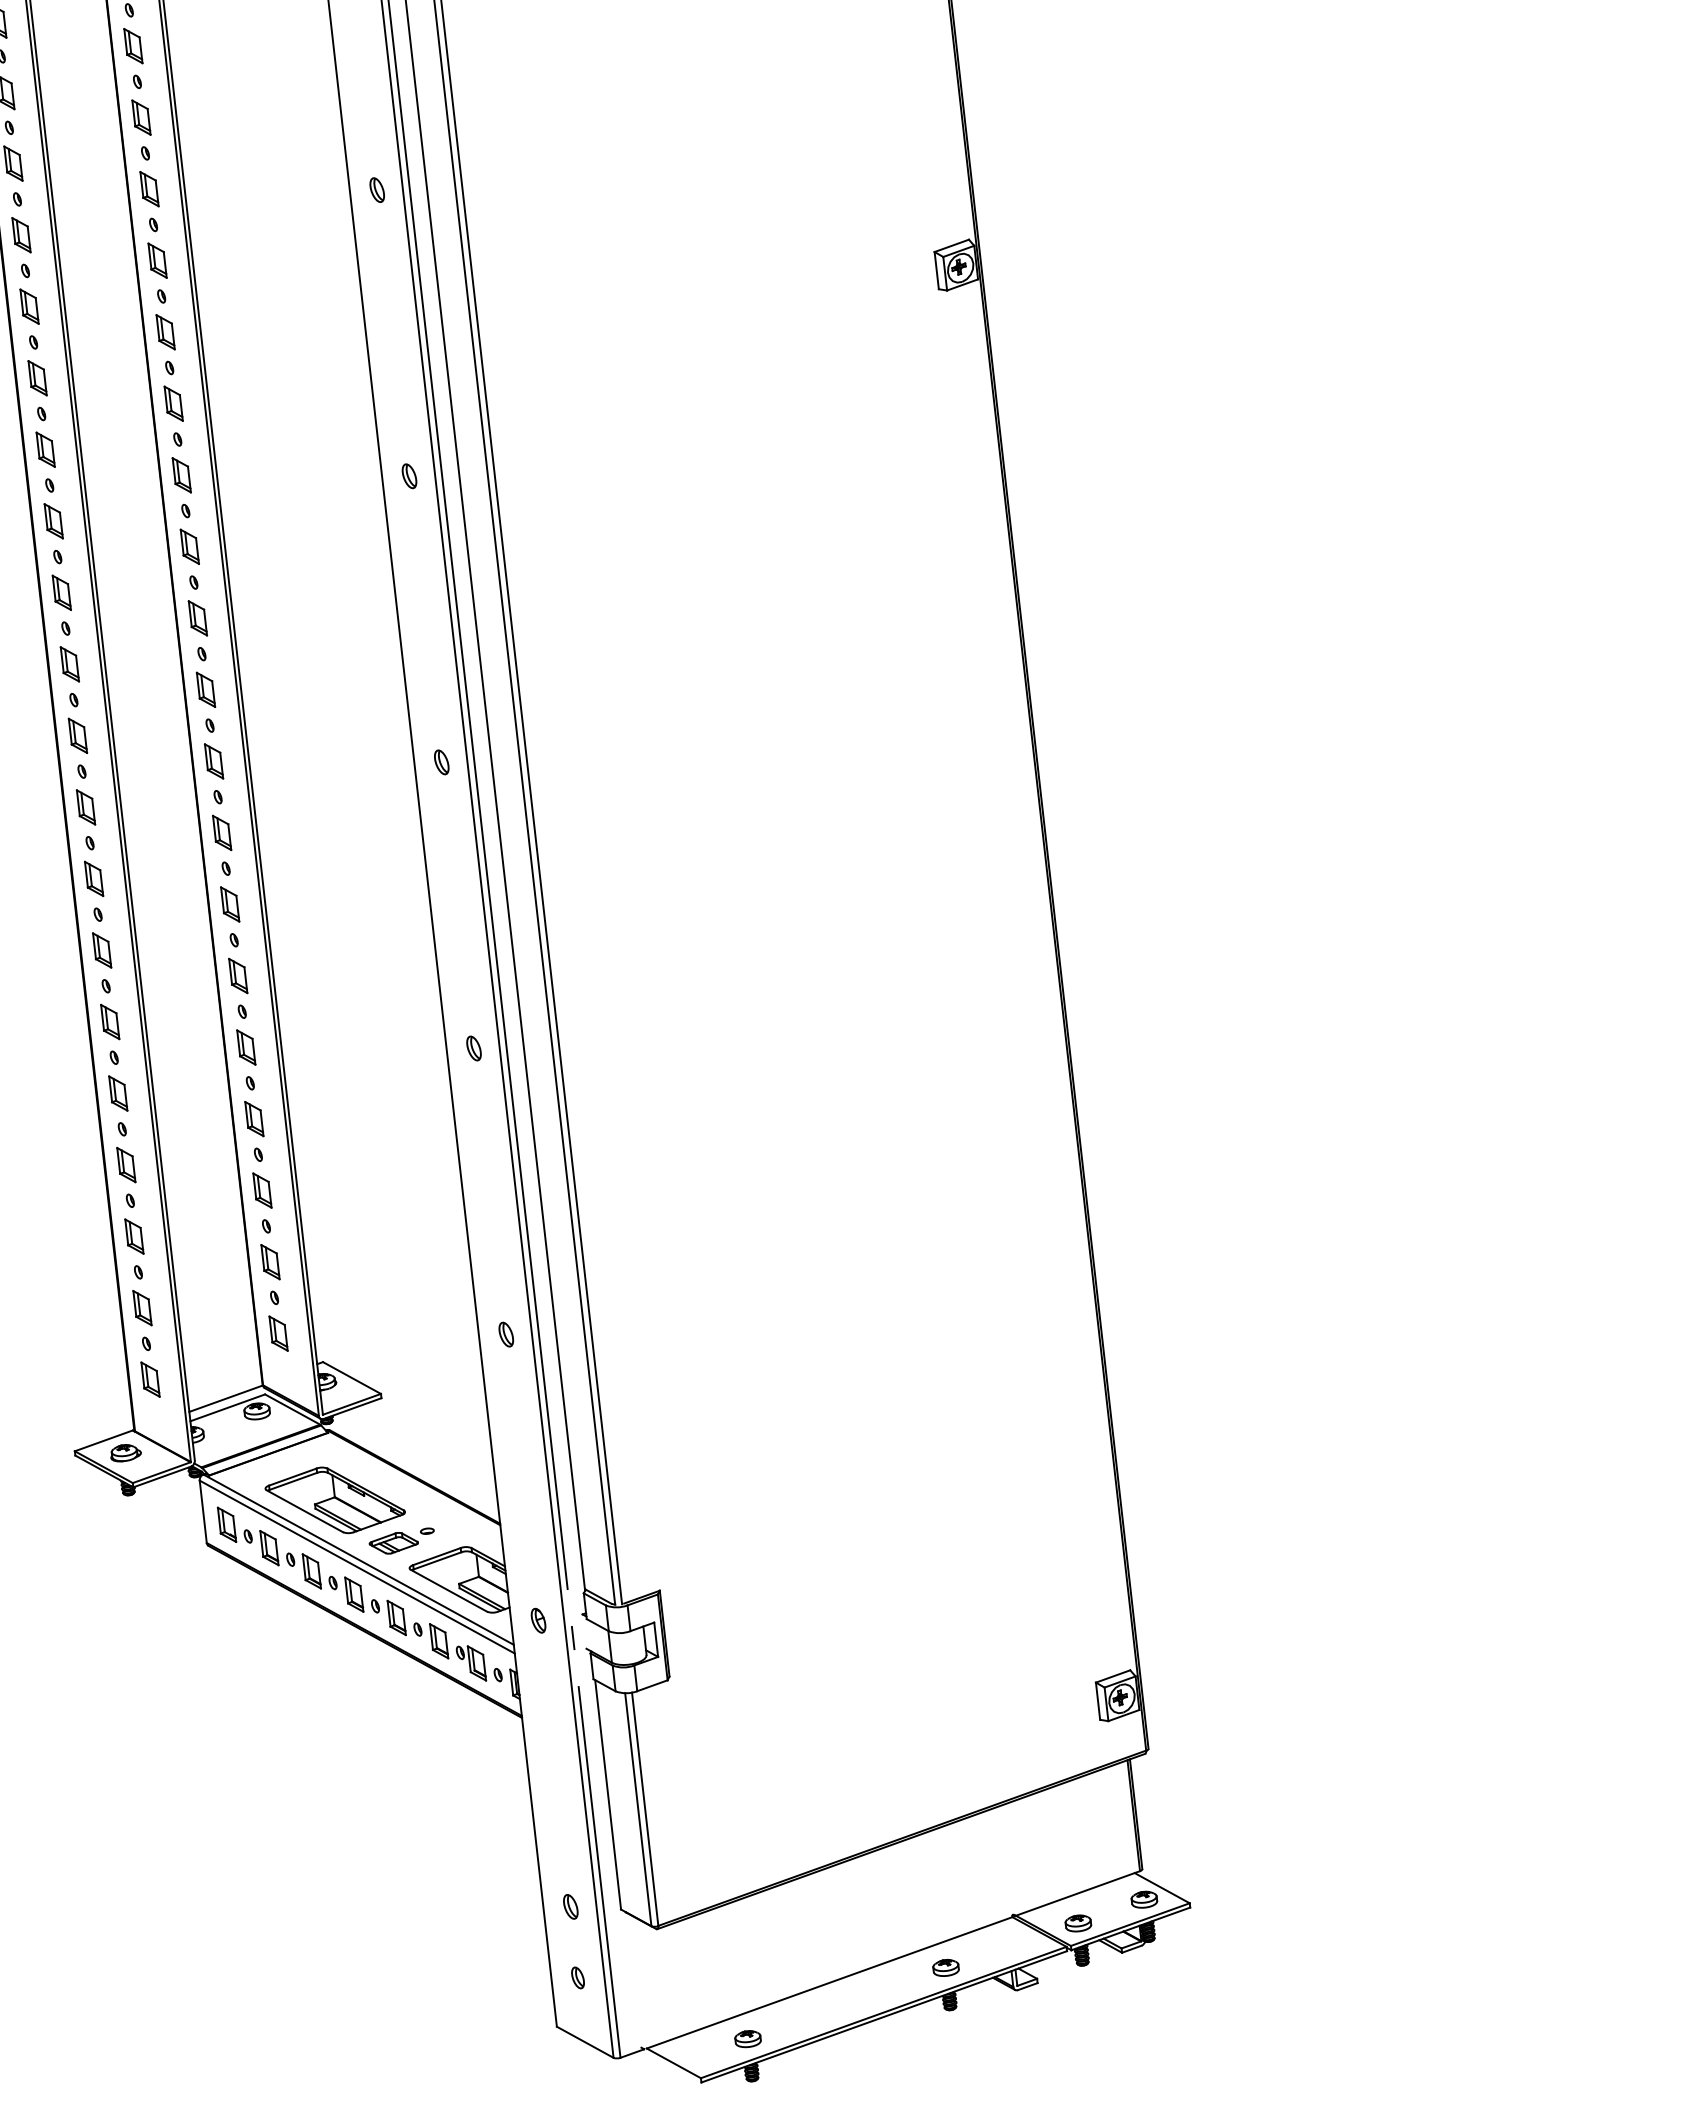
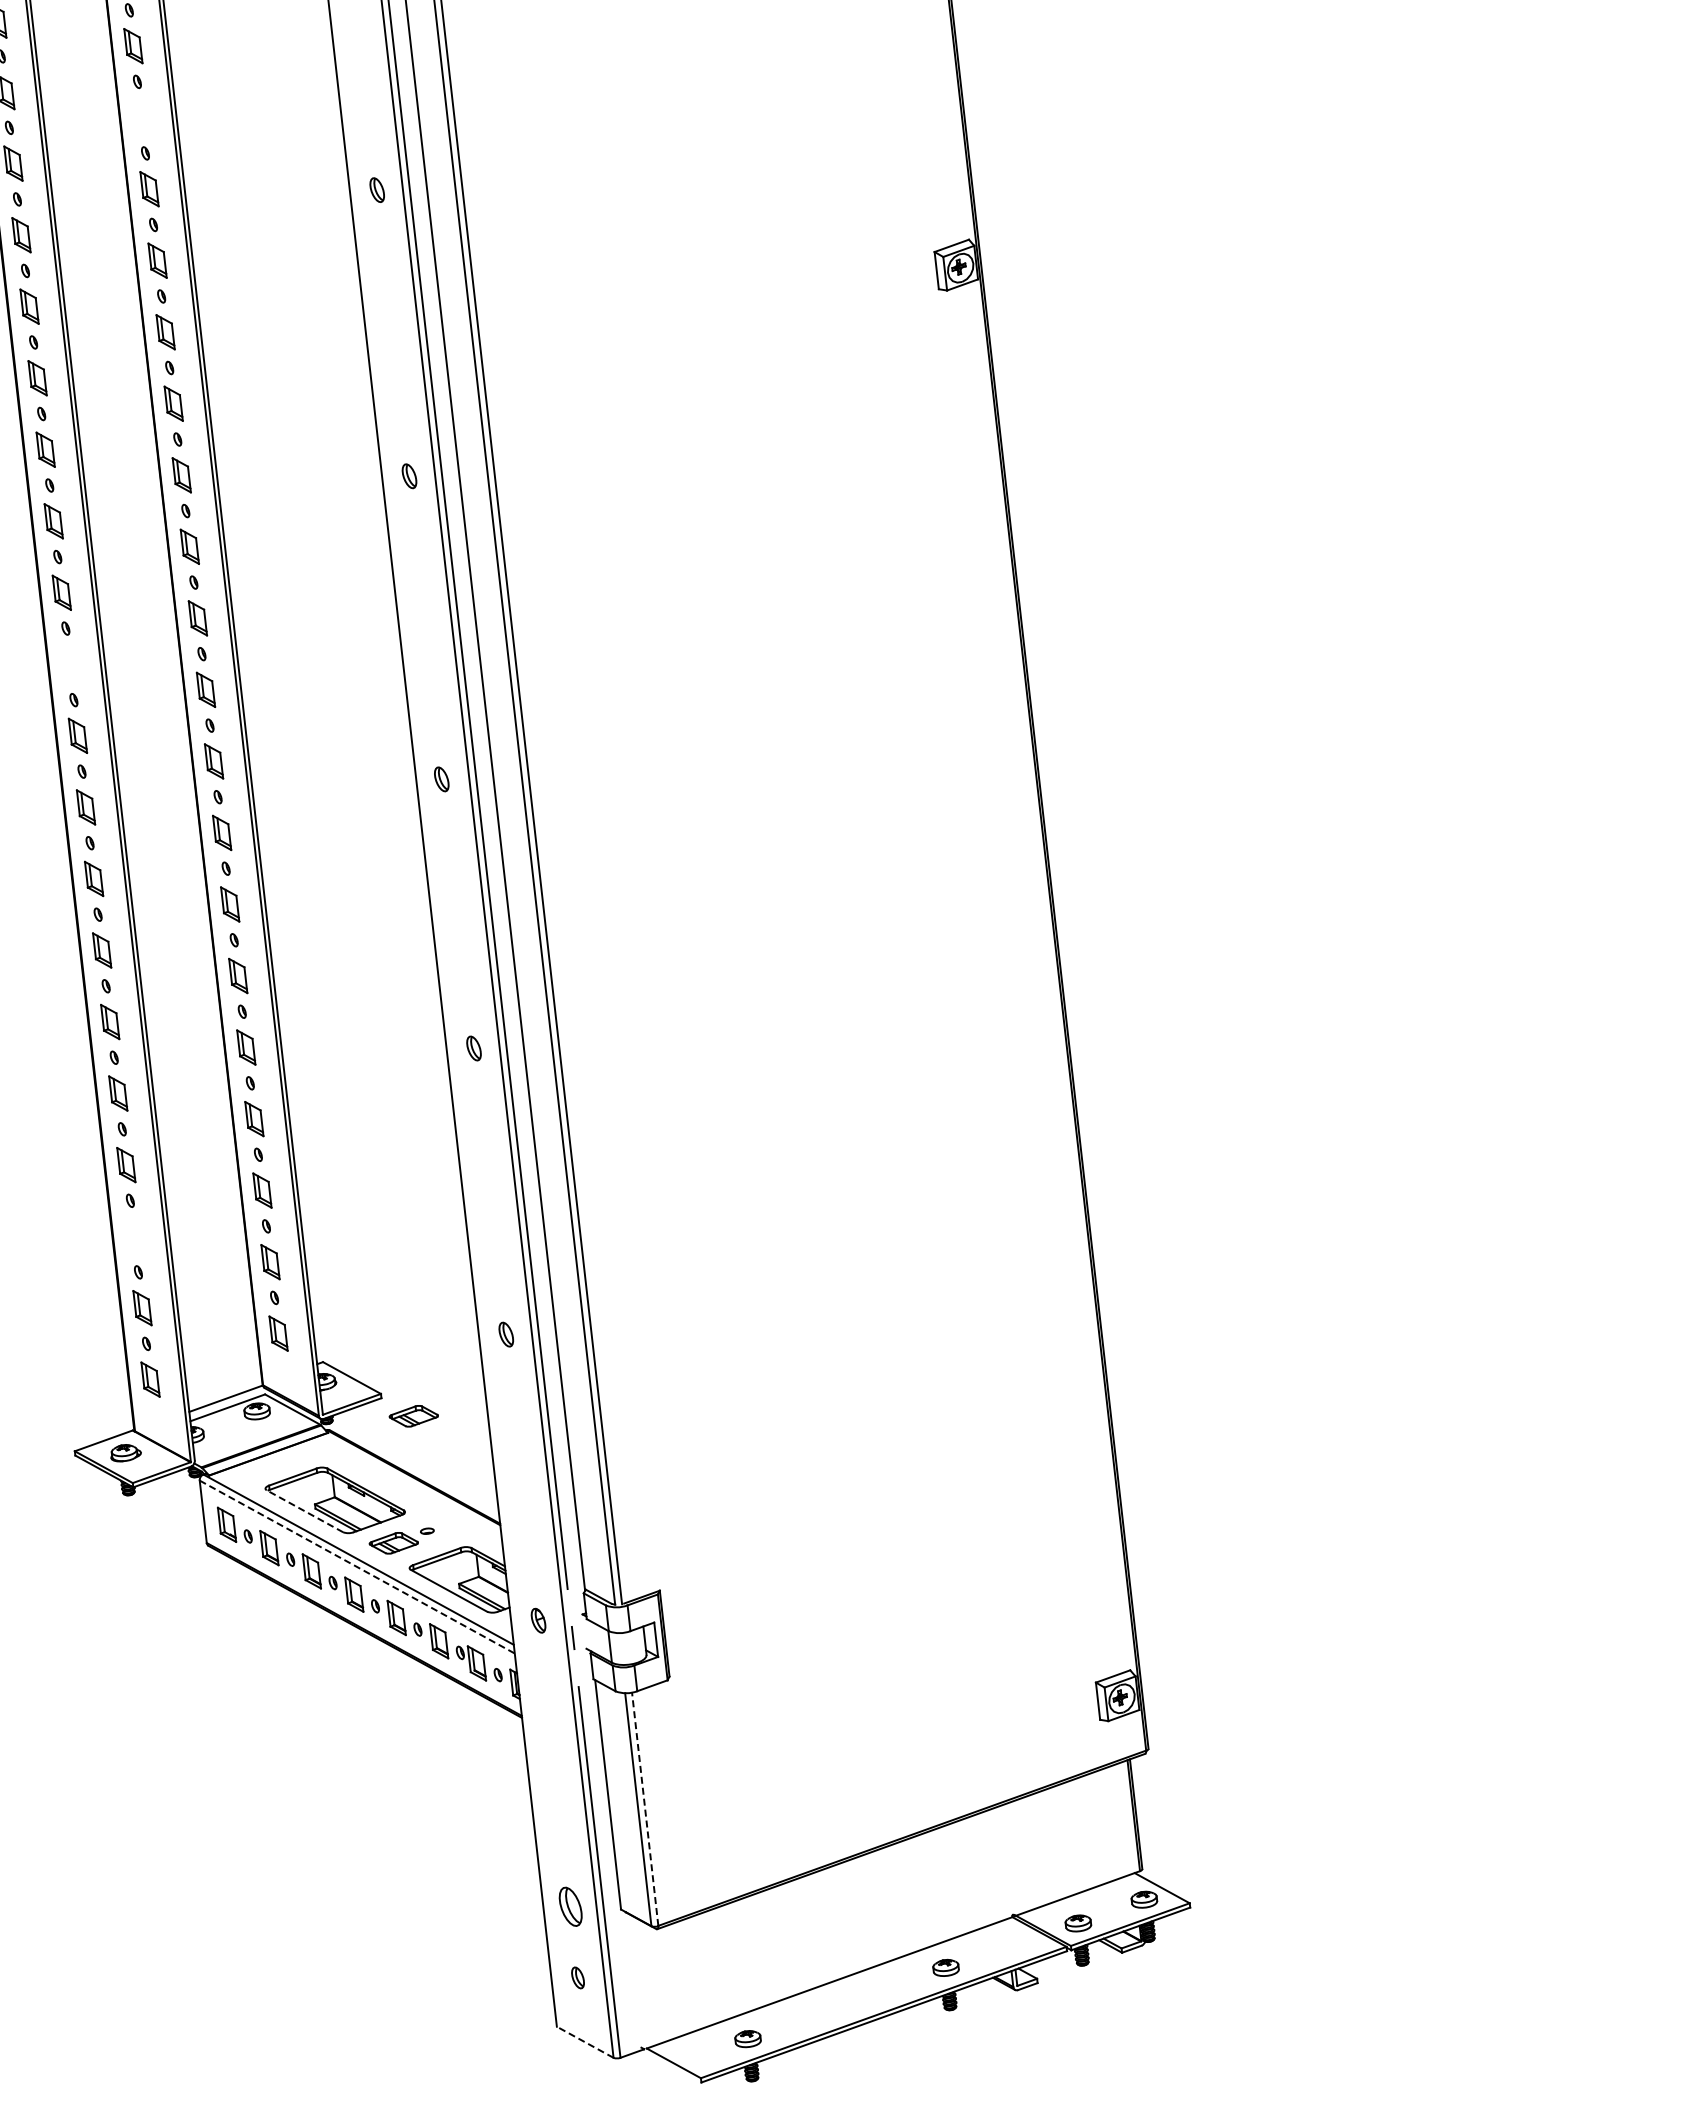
part: present -> none (141, 117)
part: present -> none (69, 664)
part position: (441, 762) -> (441, 779) (441, 779)
part: present -> none (134, 1236)
part: none -> present (413, 1416)
line: solid -> dashed (304, 1511)
line: solid -> dashed (357, 1567)
line: solid -> dashed (645, 1808)
part size: 16x26 px -> 25x41 px (570, 1906)
line: solid -> dashed (584, 2042)
